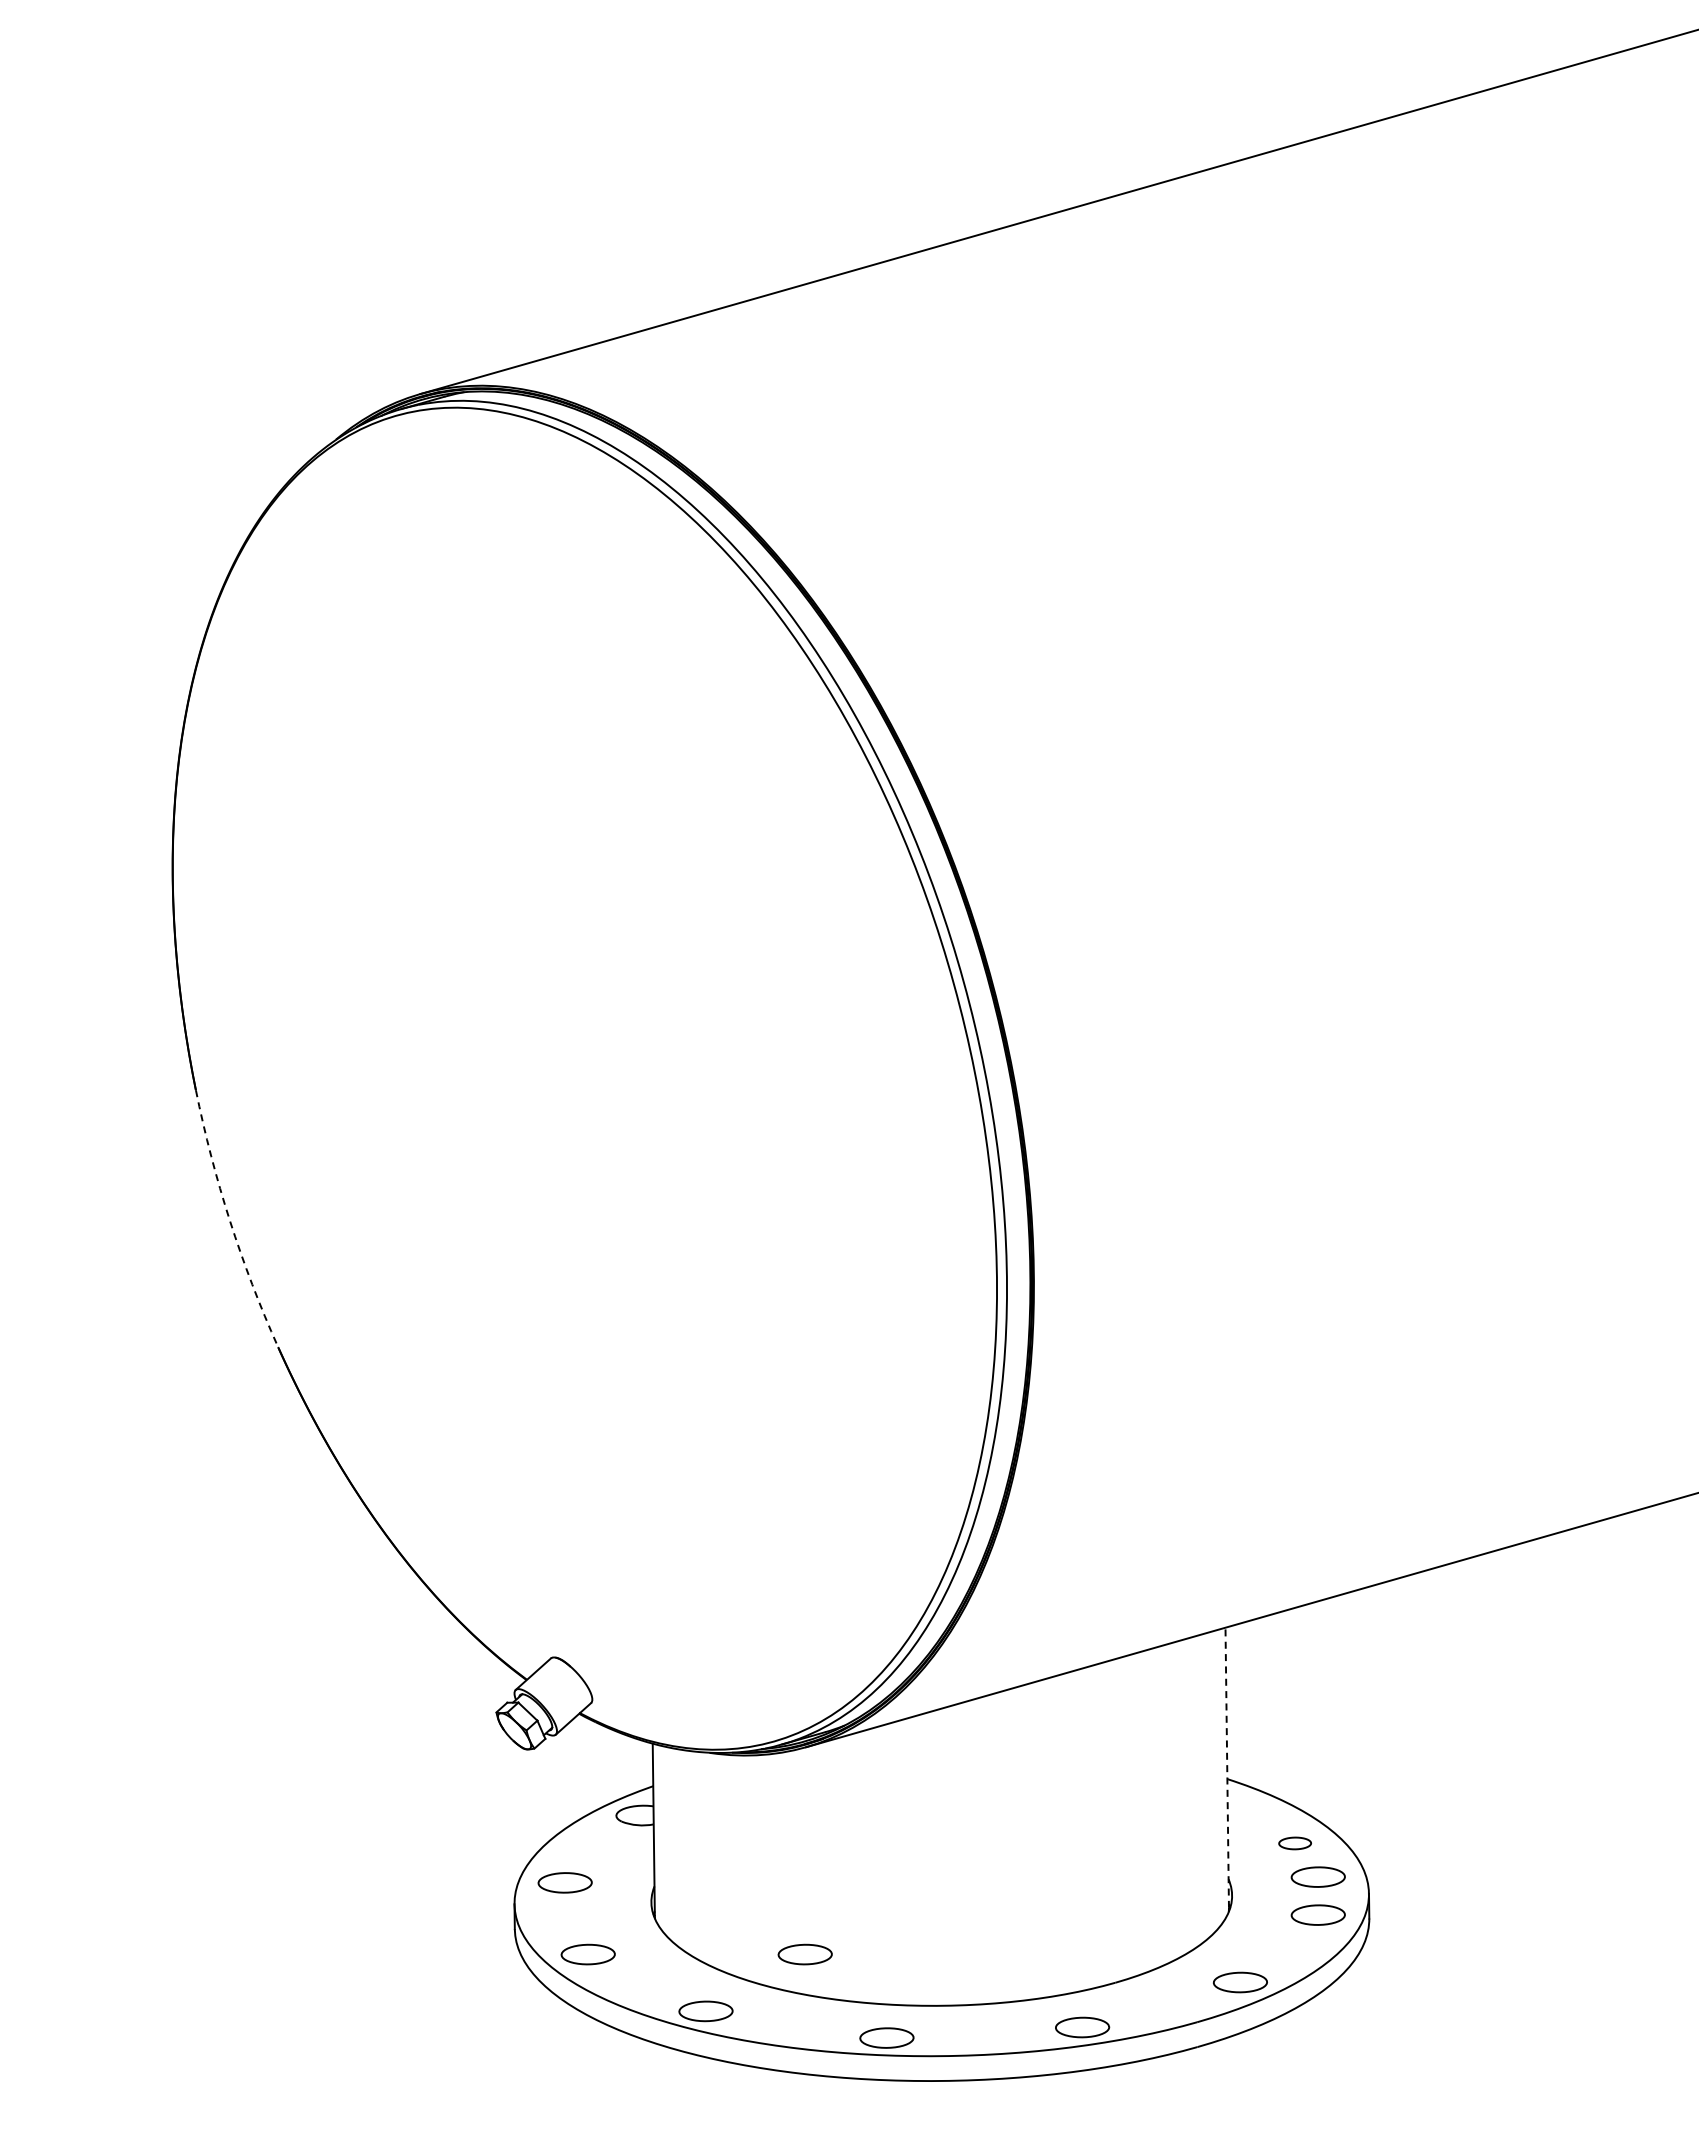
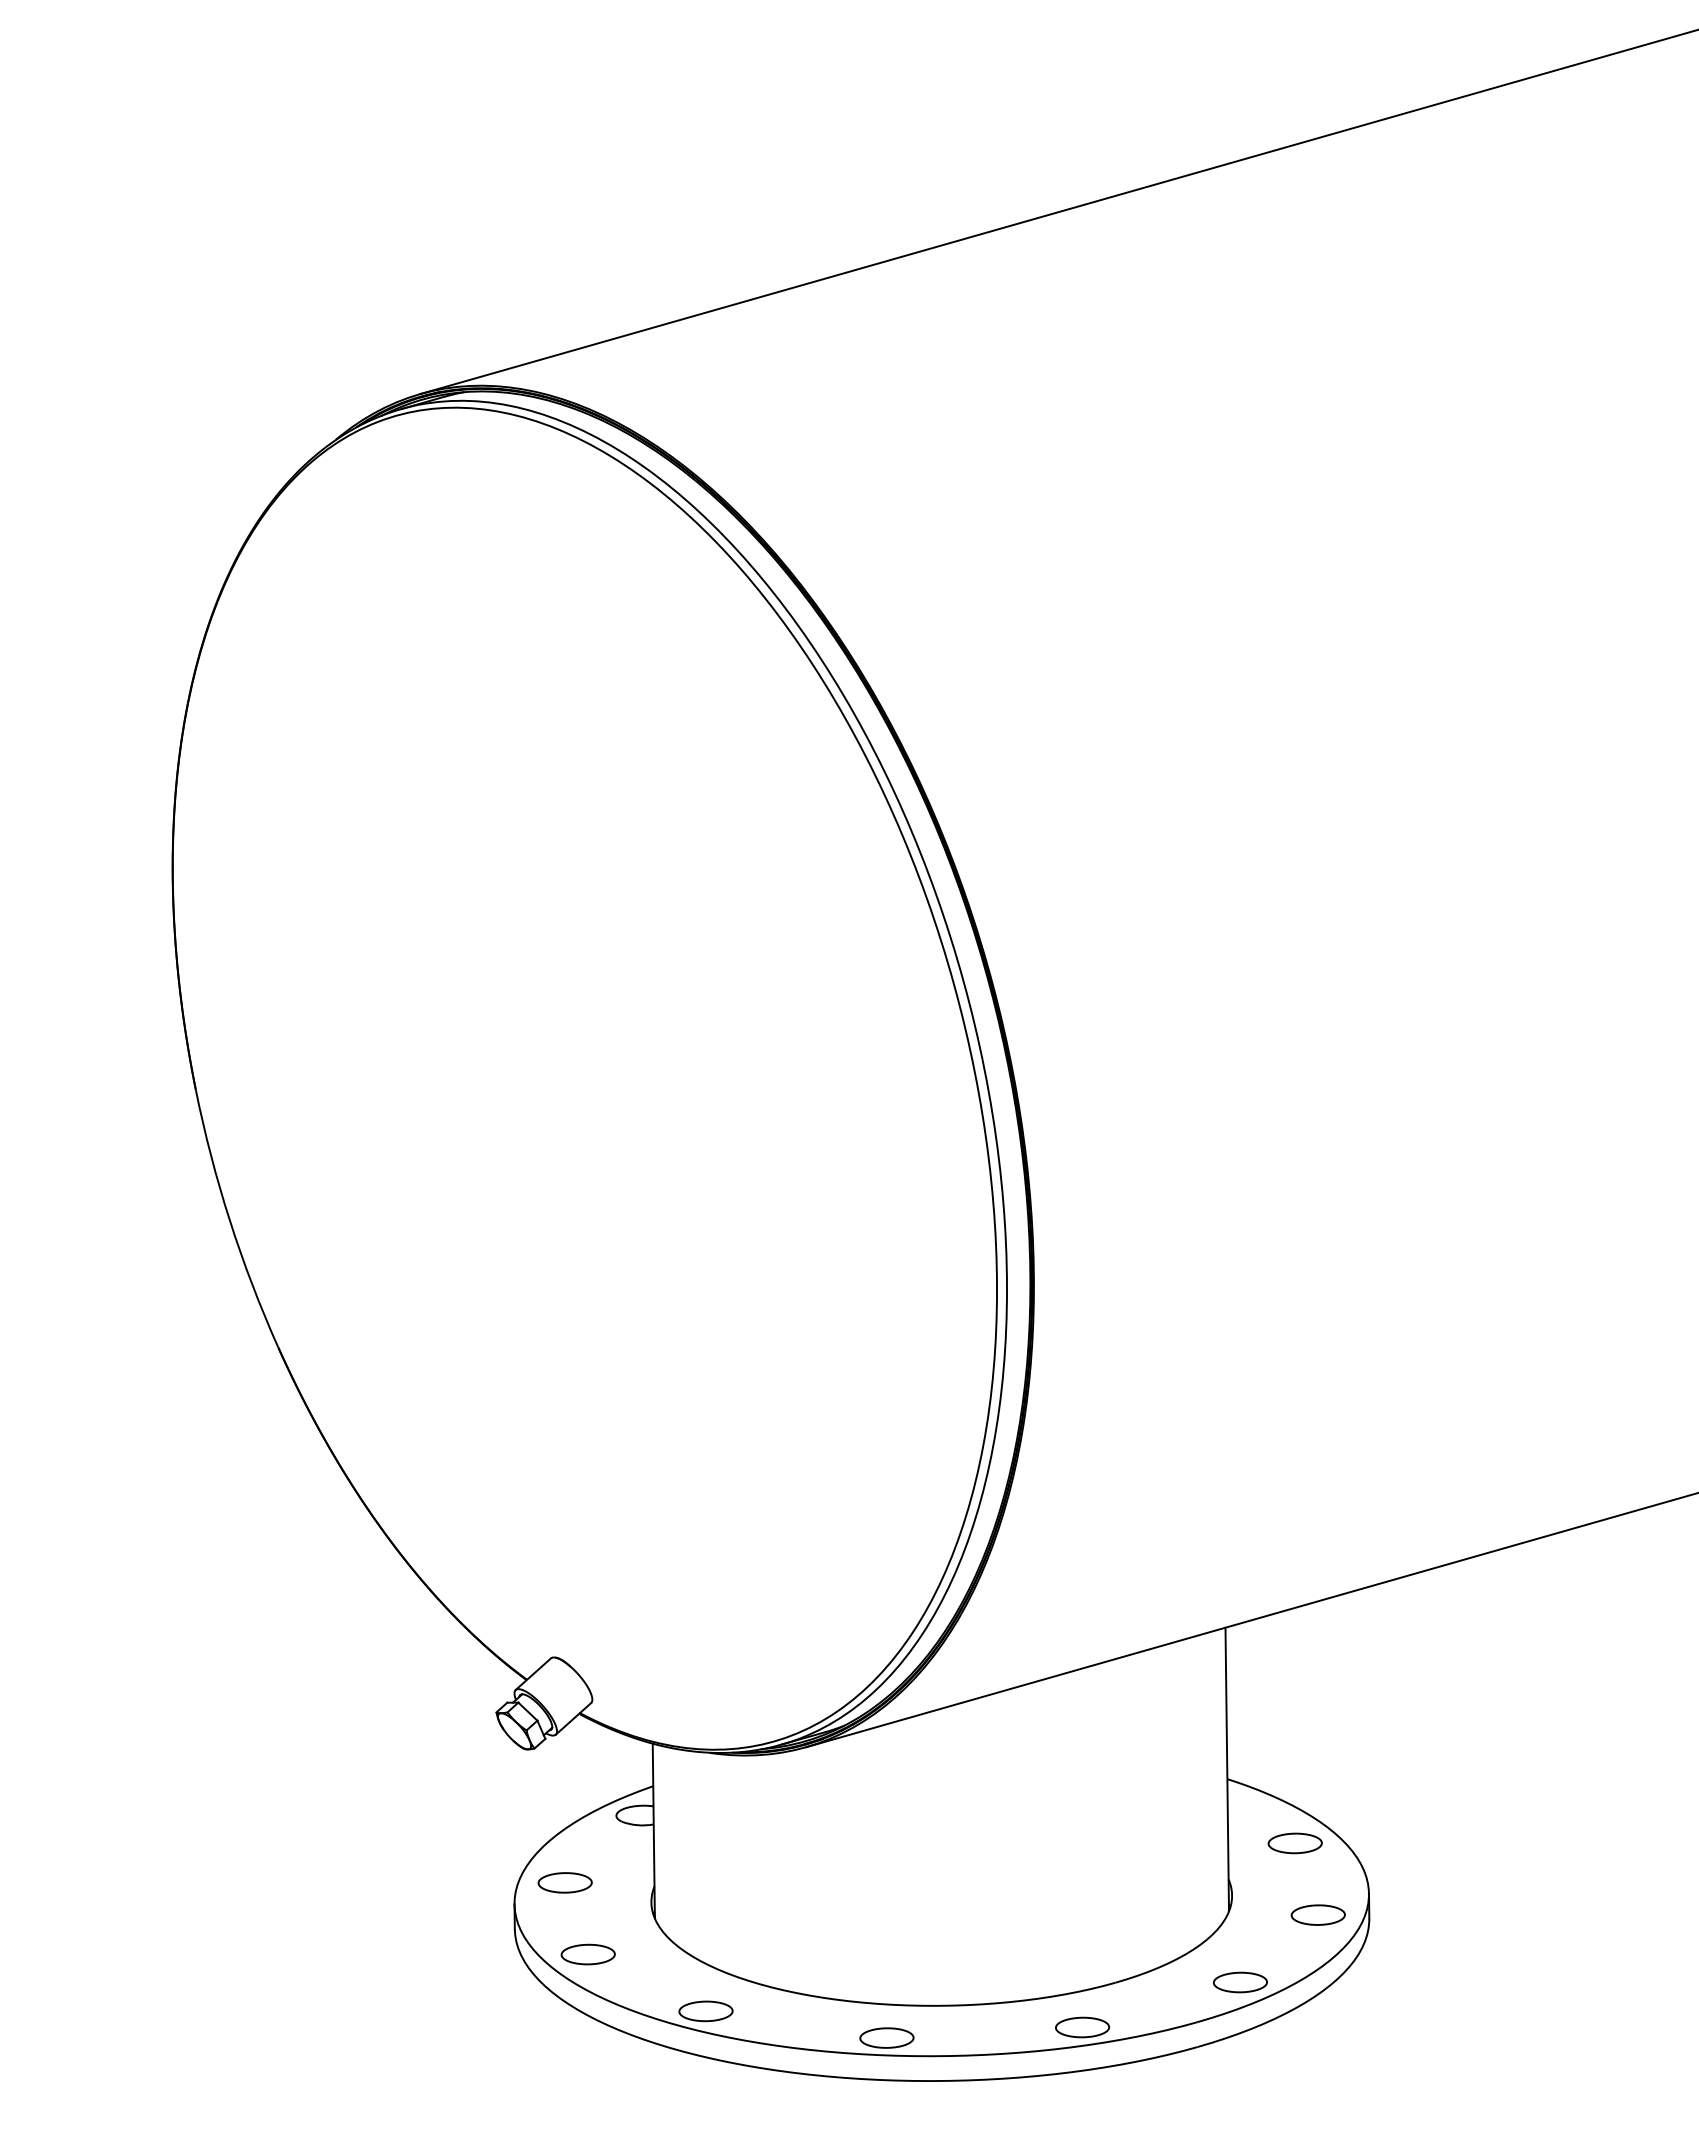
arc: dashed -> solid (229, 1220)
line: dashed -> solid (1227, 1767)
part size: 34x15 px -> 56x23 px (1294, 1843)
part: present -> none (1317, 1876)
part: present -> none (804, 1954)
